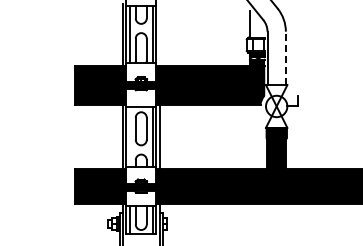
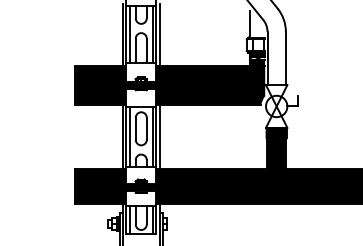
line: none -> present (159, 34)
line: dashed -> solid (285, 58)
line: none -> present (130, 136)
